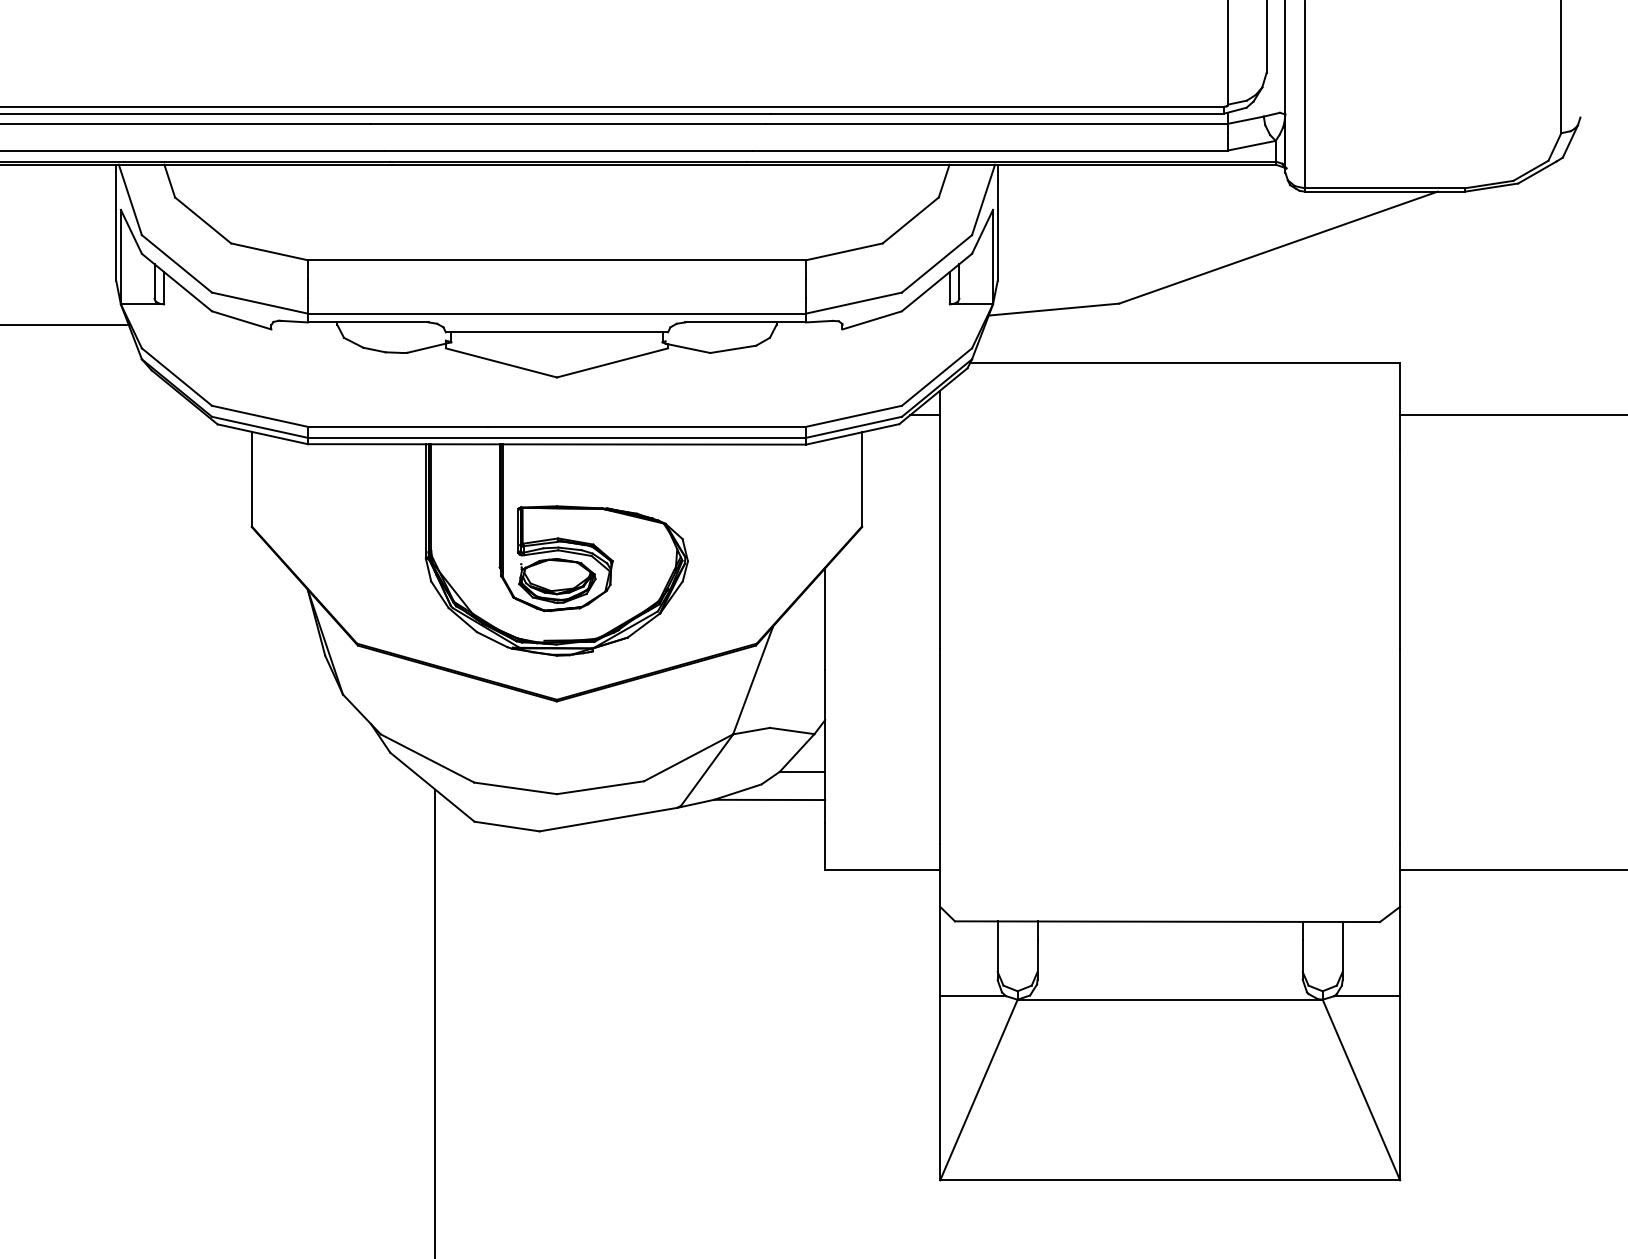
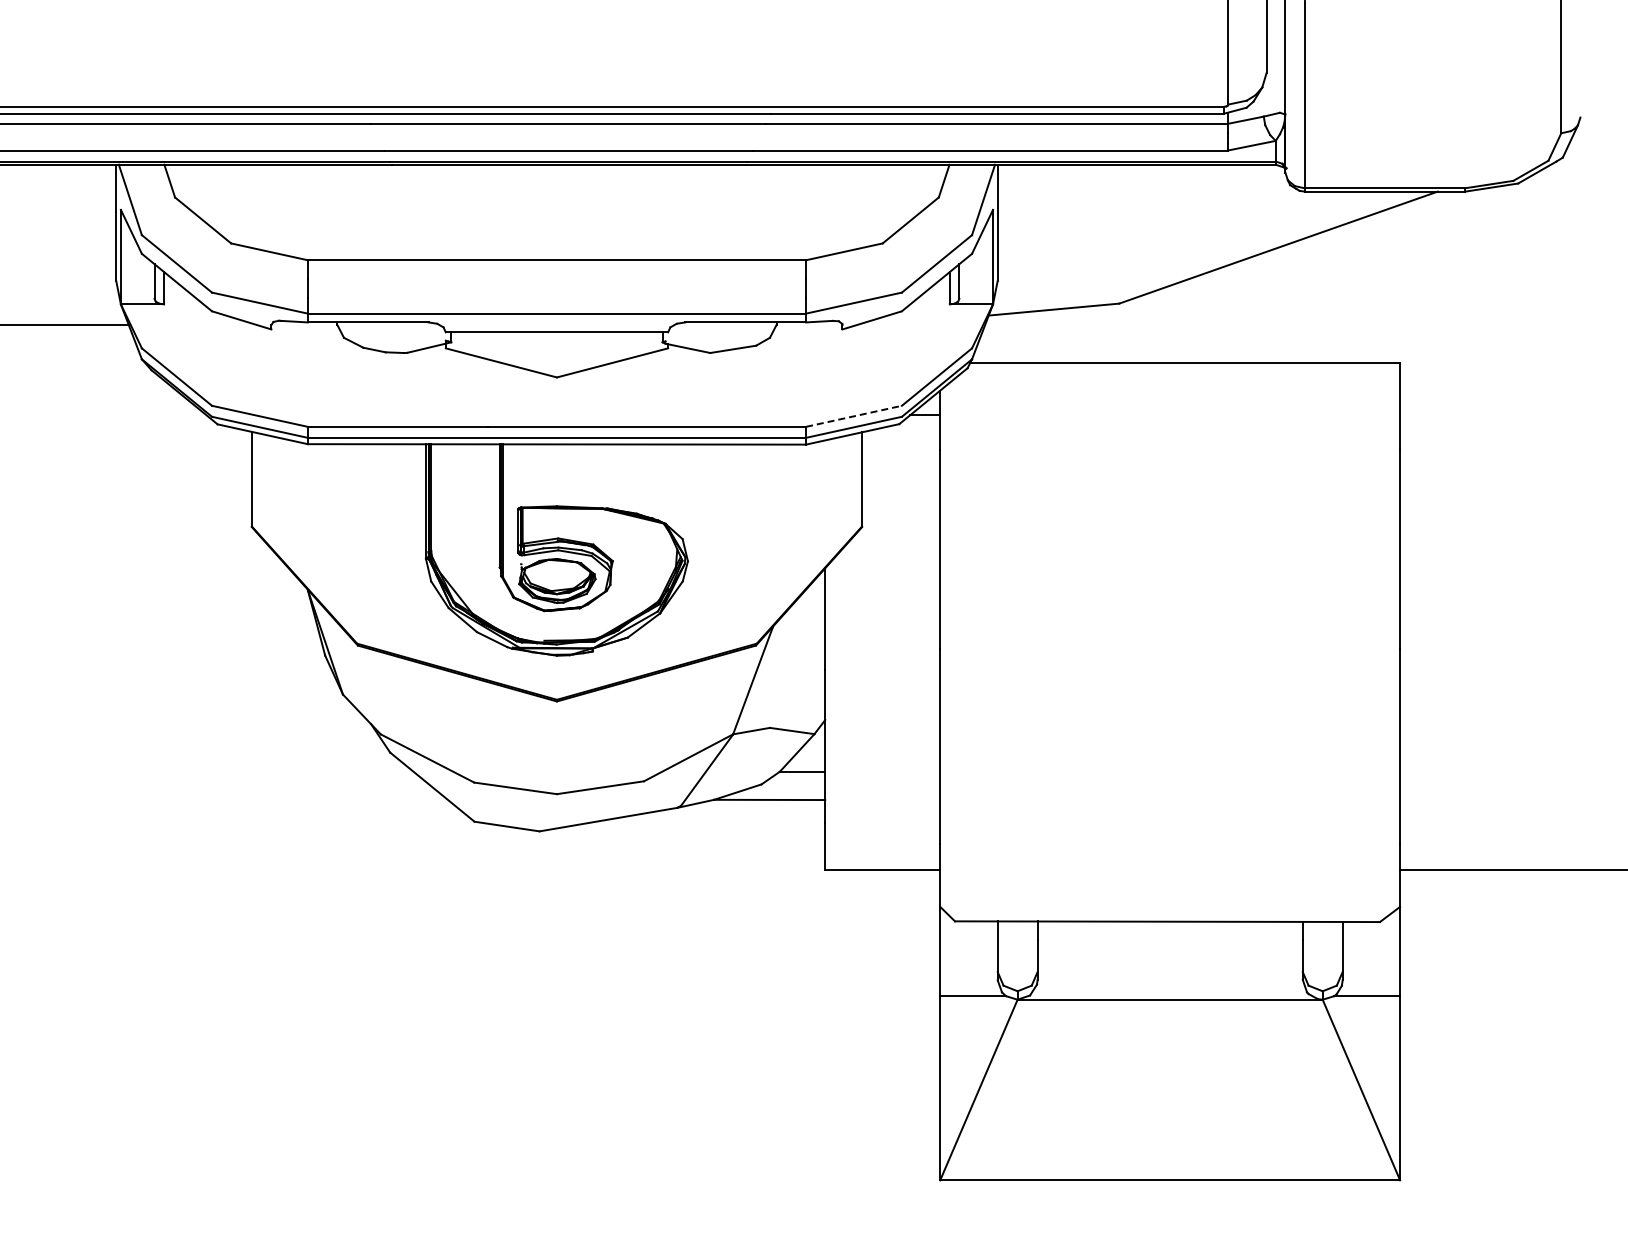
line: present -> none (1512, 415)
line: solid -> dashed (854, 416)
line: present -> none (435, 1022)
